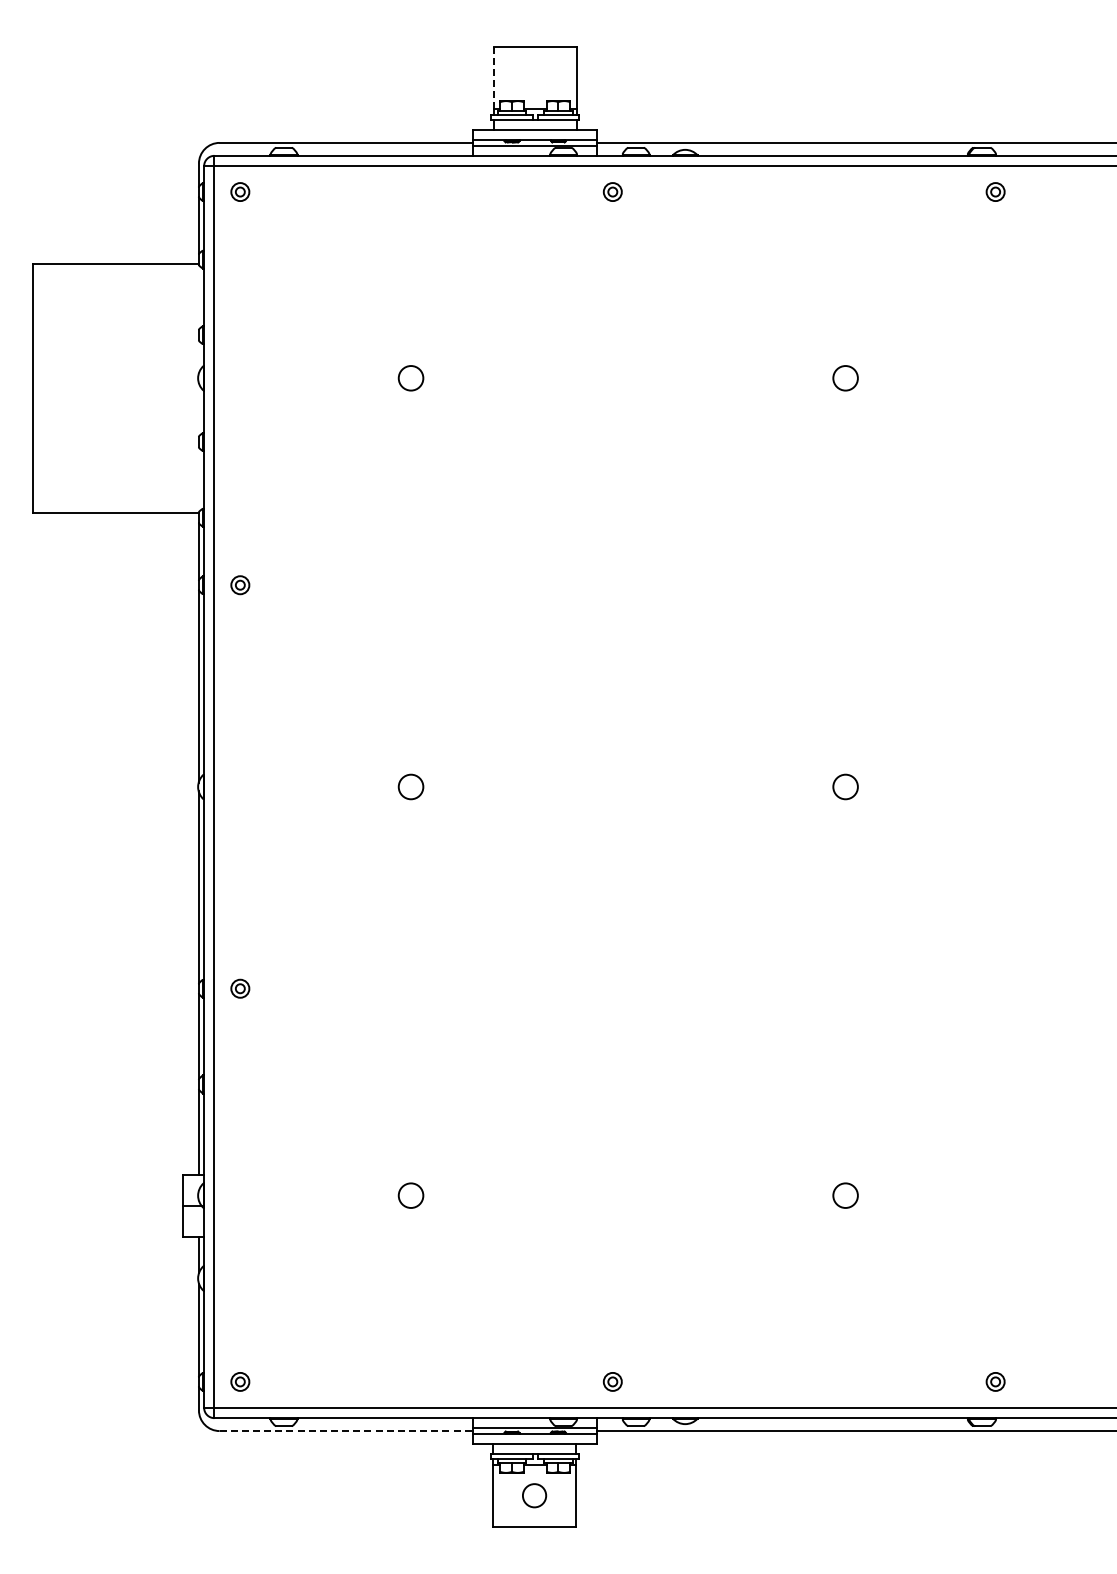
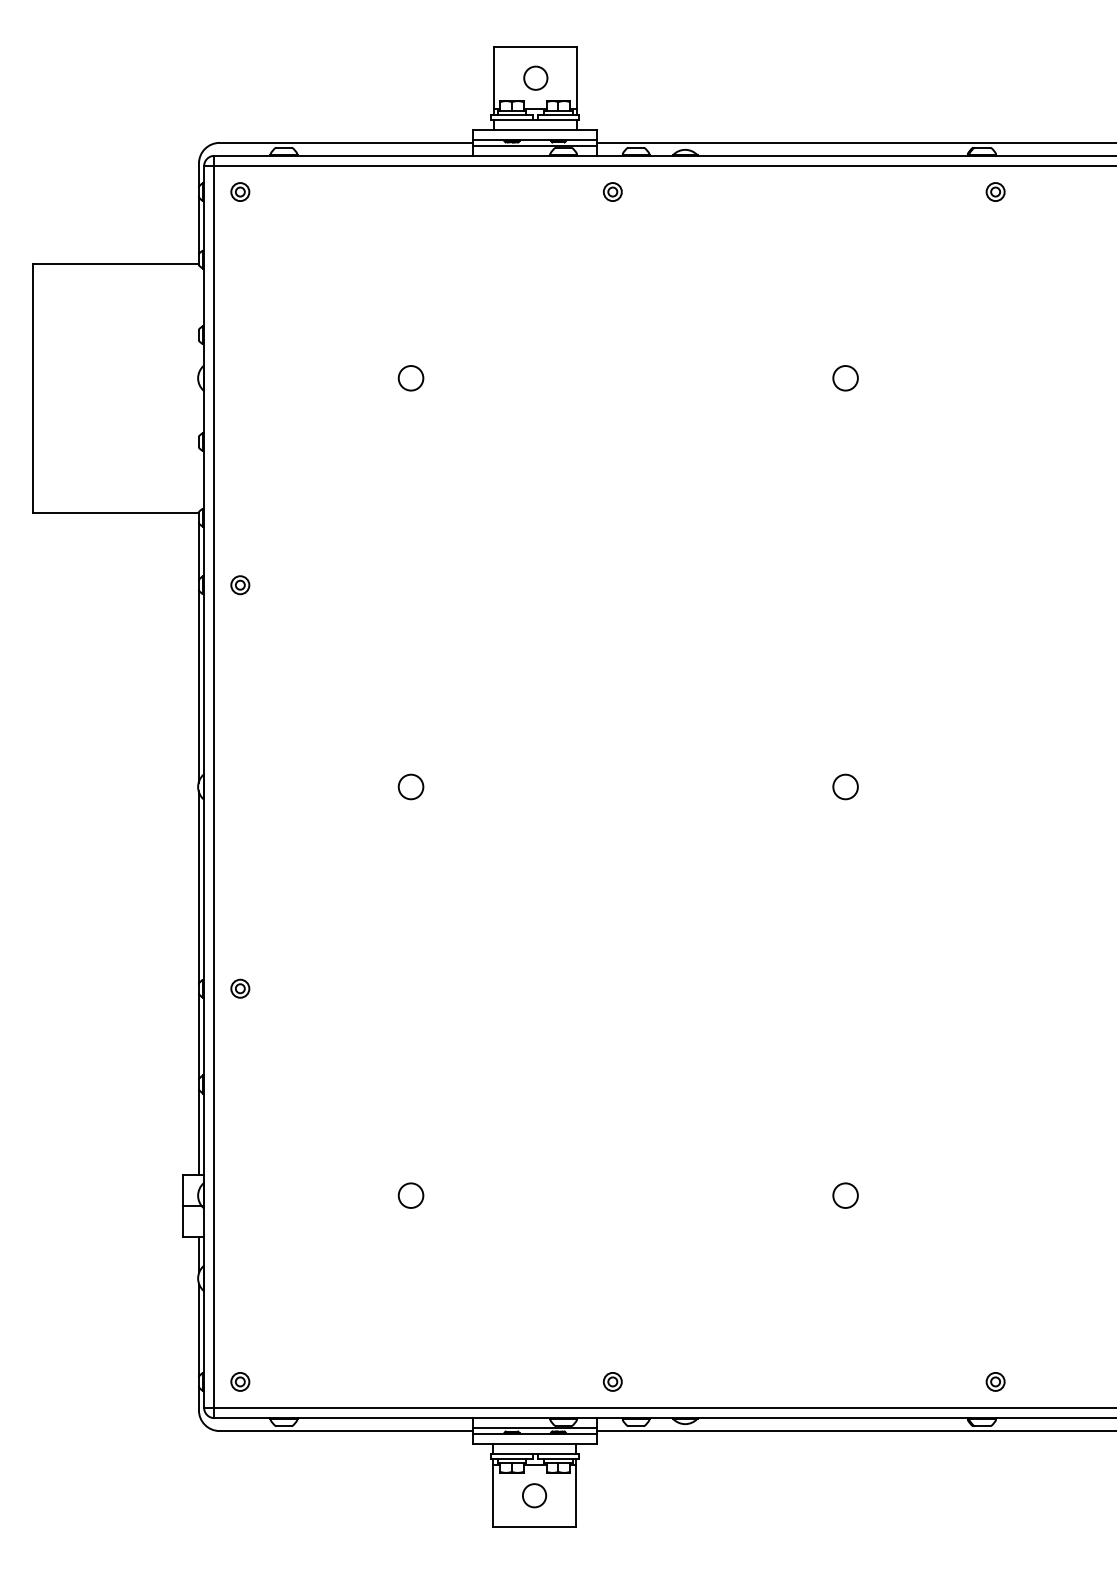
line: dashed -> solid (494, 77)
circle: none -> present (535, 77)
line: dashed -> solid (346, 1431)
